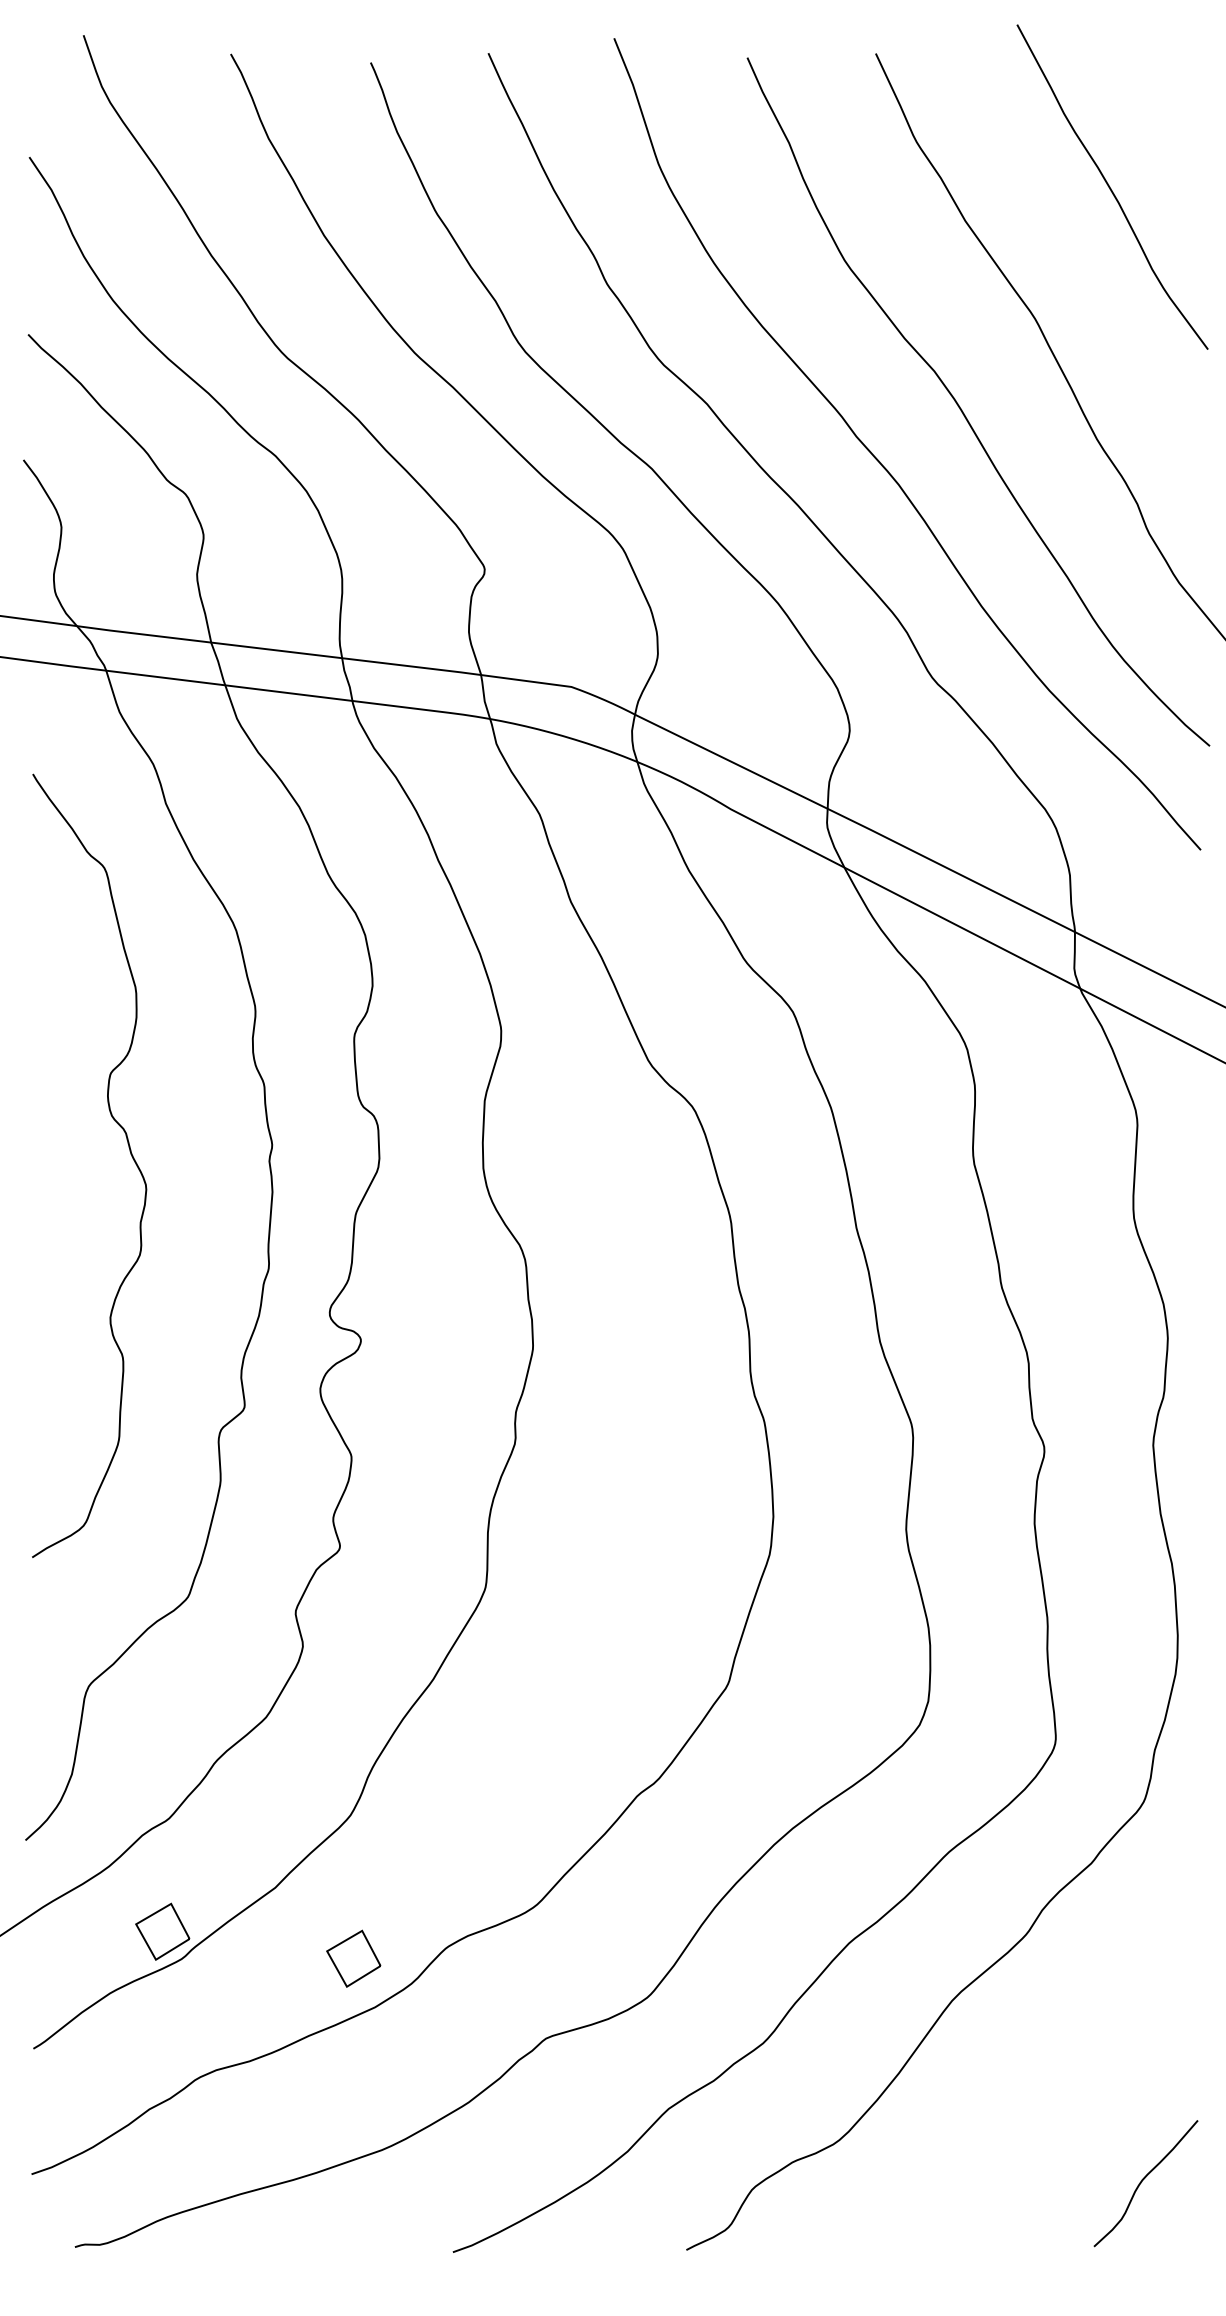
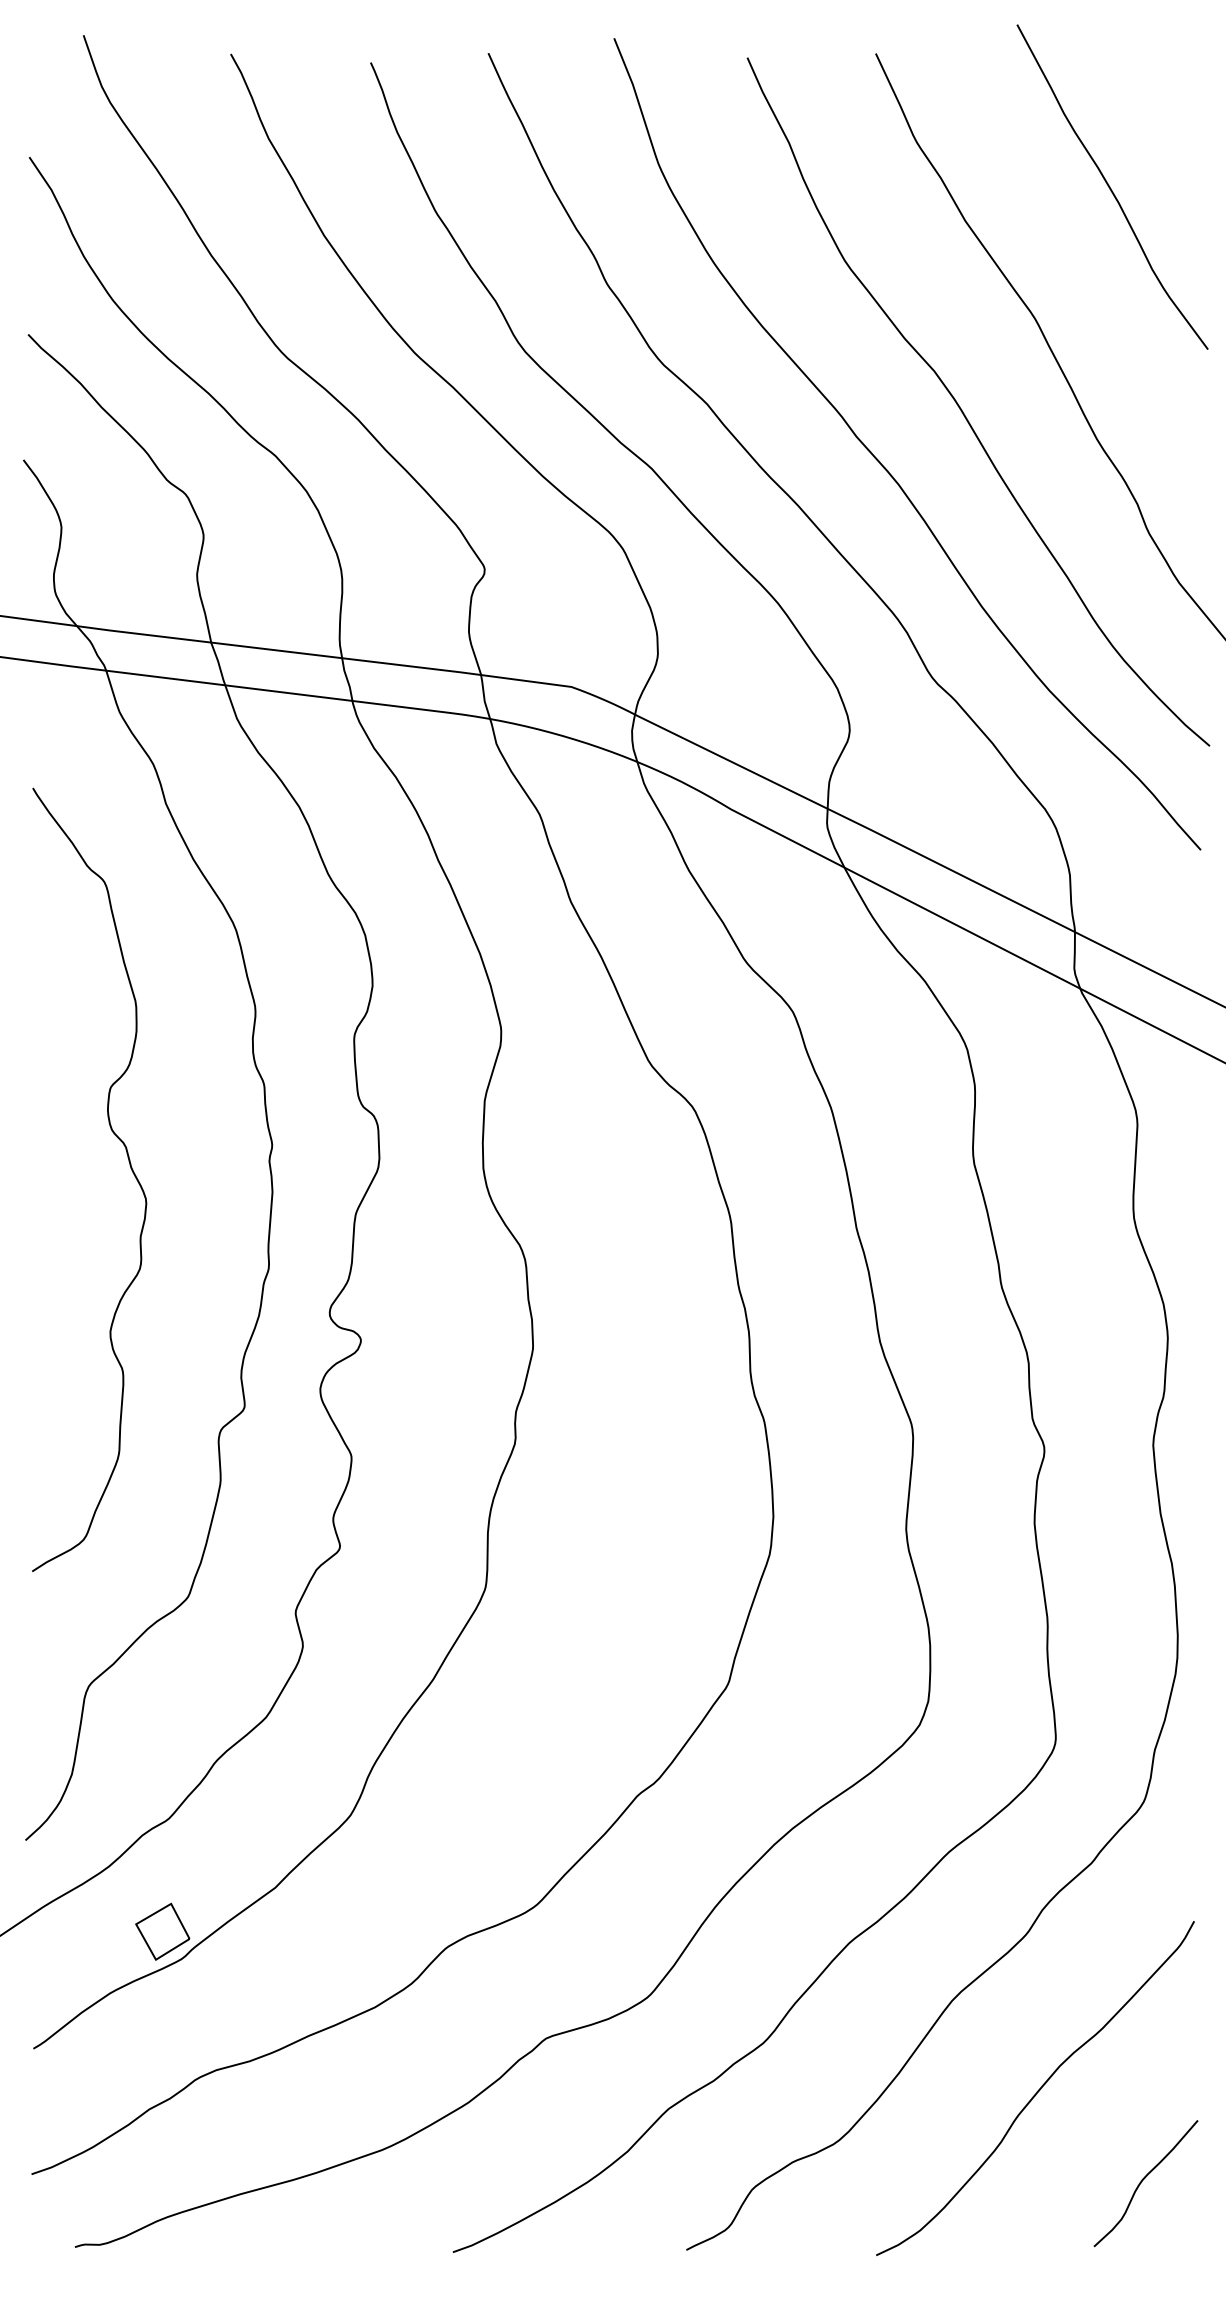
curve position: (129, 1151) -> (129, 1165) (129, 1165)
part: present -> none (353, 1958)
curve: none -> present (1037, 2090)
